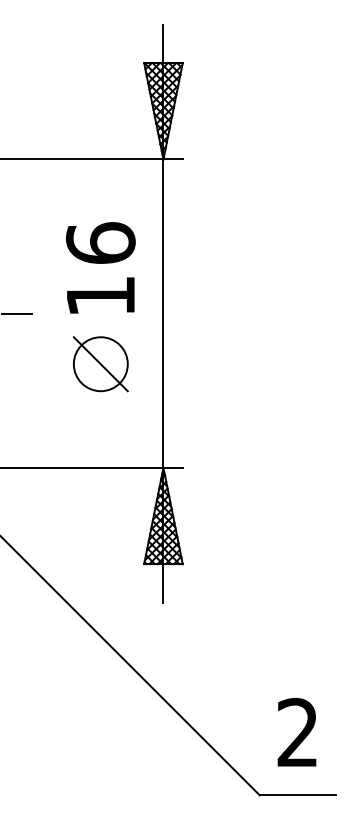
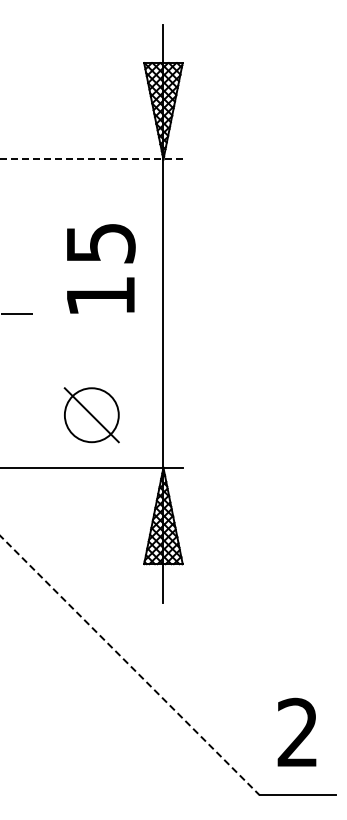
line: solid -> dashed (91, 159)
text: 16 -> 15 (100, 242)
part position: (100, 364) -> (91, 415) (91, 415)
line: solid -> dashed (129, 665)
